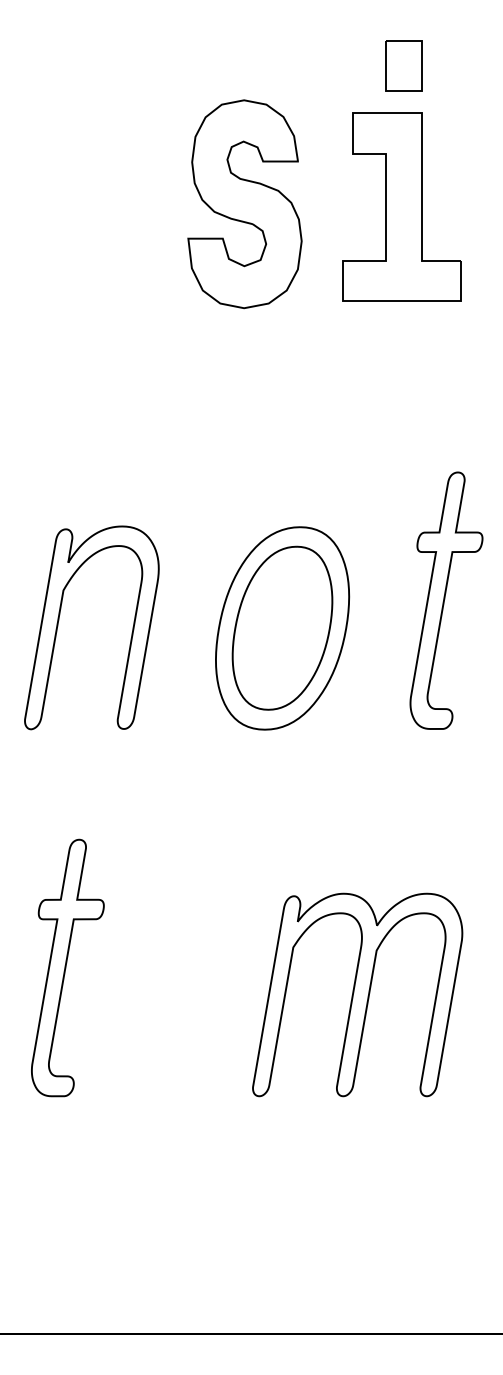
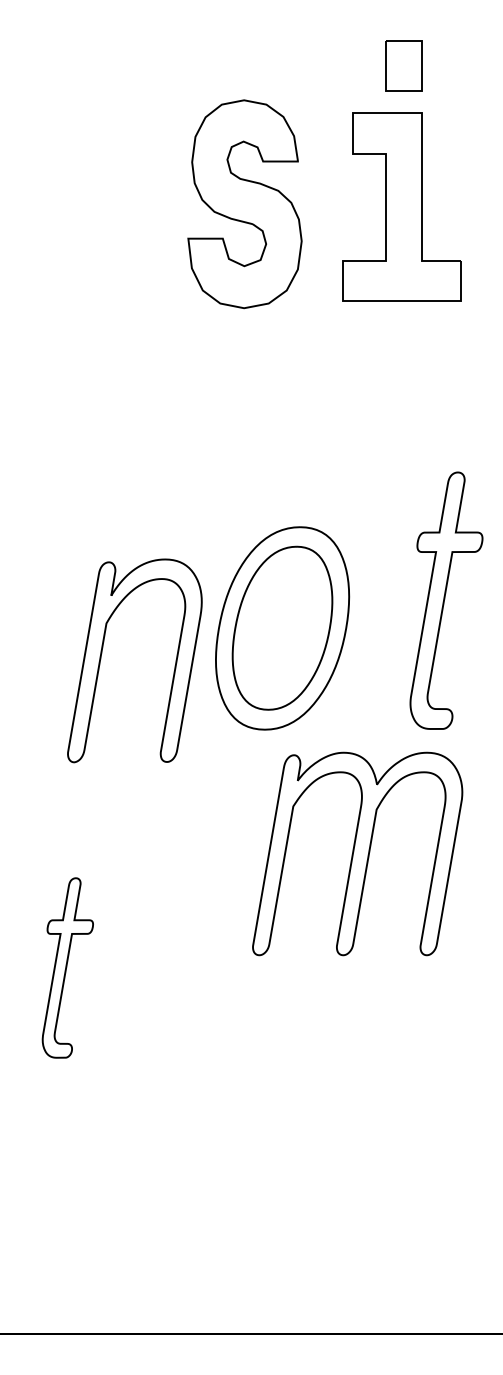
part position: (59, 620) -> (102, 653) (102, 653)
part size: 74x260 px -> 53x182 px (67, 967)
part position: (357, 994) -> (357, 853) (357, 853)
